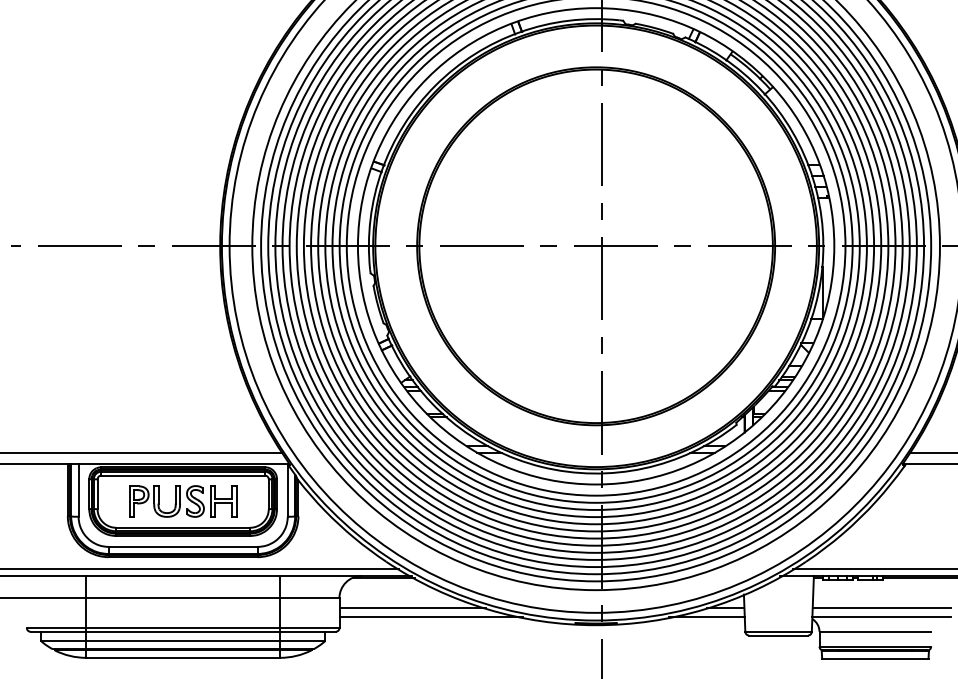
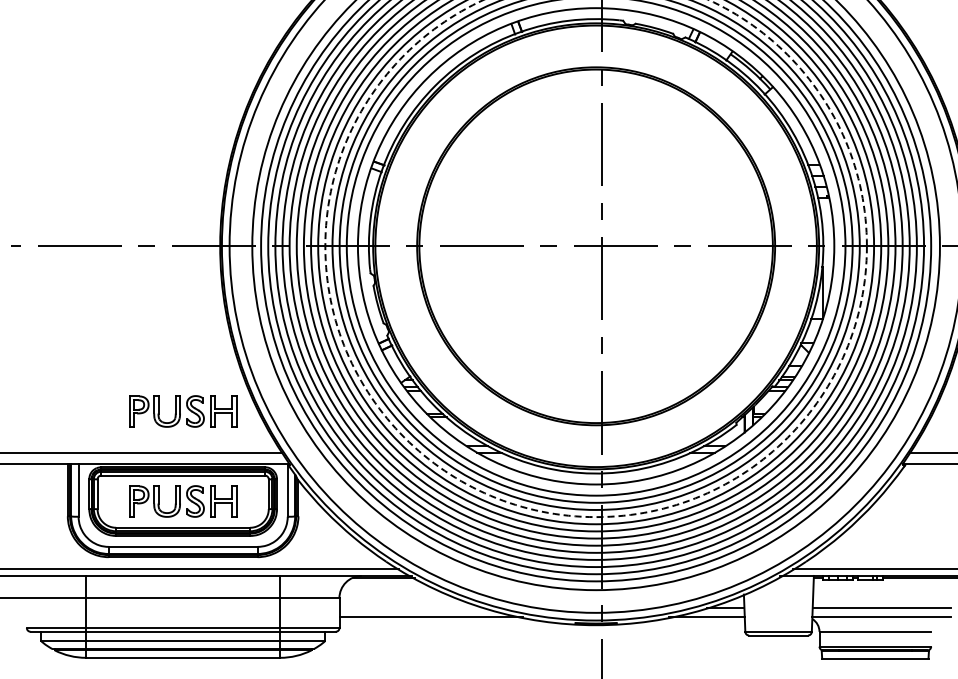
circle: solid -> dashed (595, 258)
part: none -> present (183, 411)
line: present -> none (412, 607)
